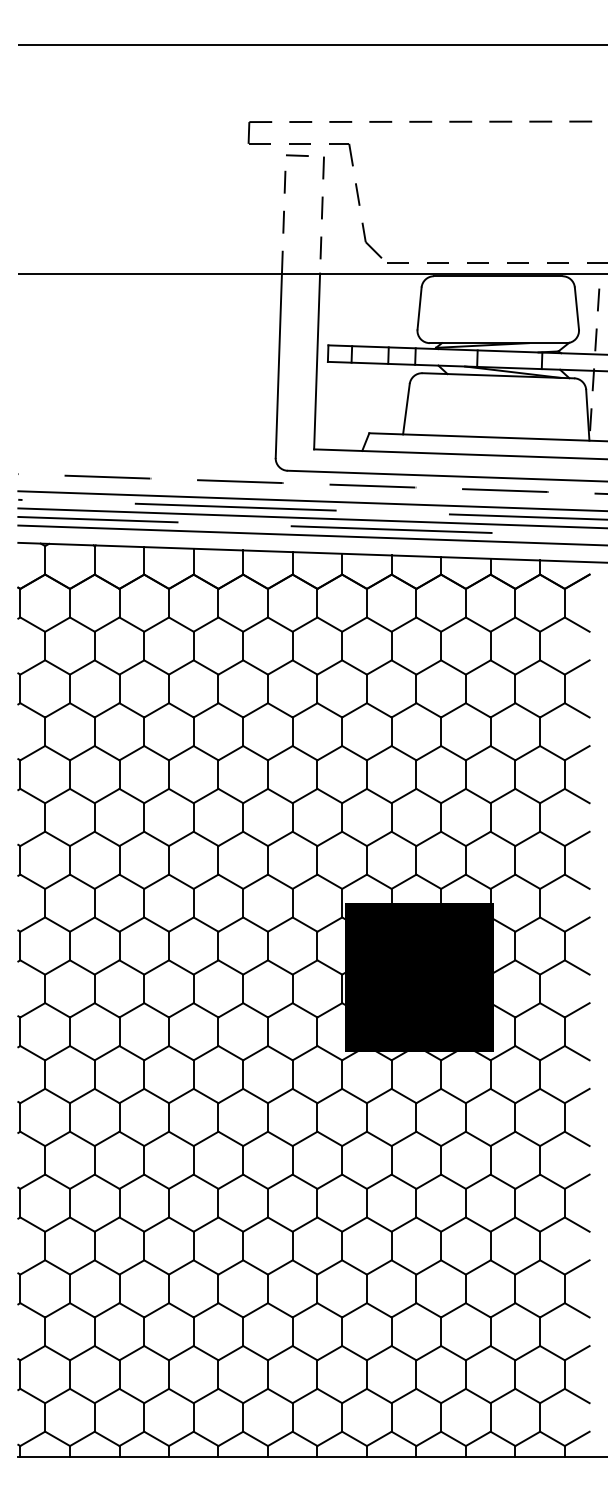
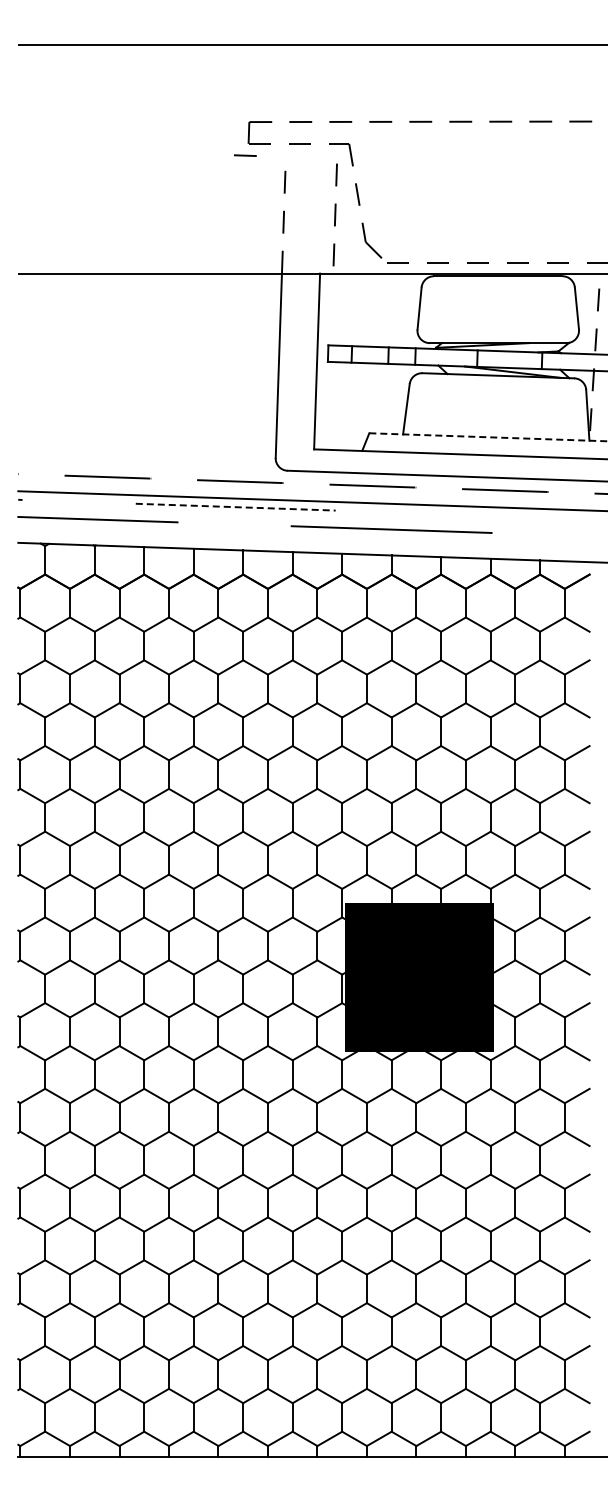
line position: (297, 155) -> (245, 155) (245, 155)
line position: (321, 207) -> (334, 214) (334, 214)
line: solid -> dashed (488, 437)
line: solid -> dashed (235, 507)
line: present -> none (526, 516)
line: present -> none (311, 518)
line: present -> none (311, 535)
